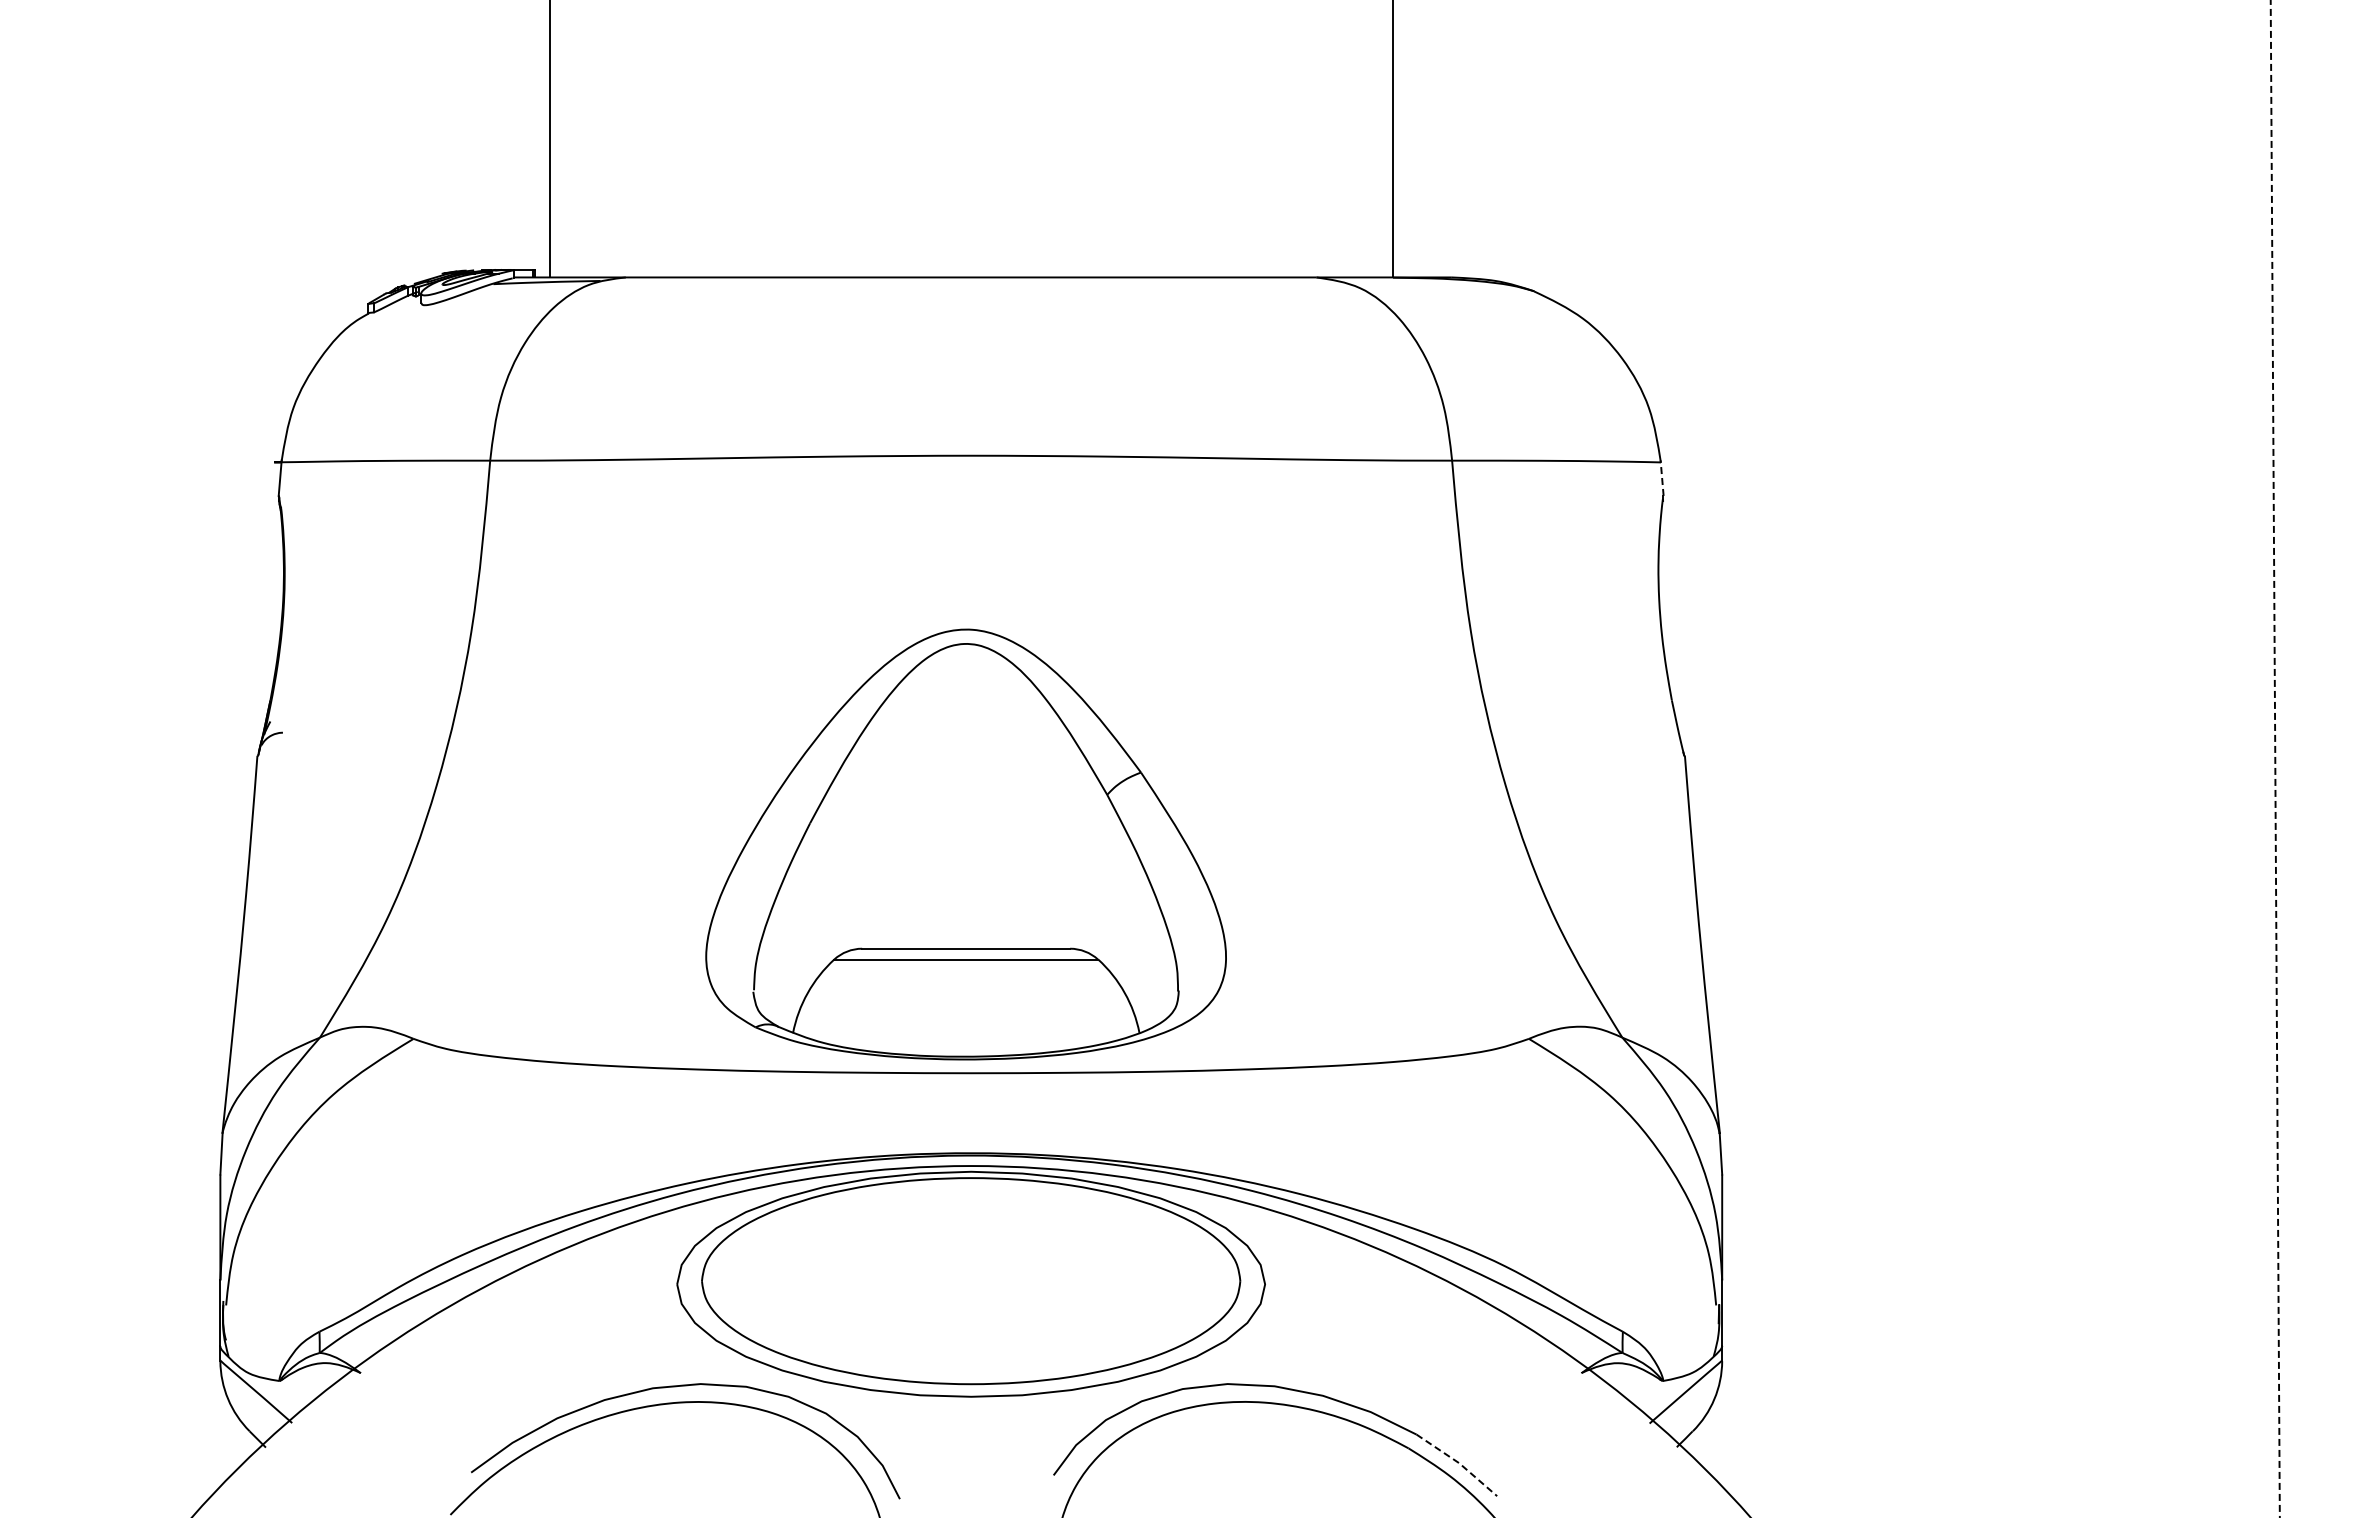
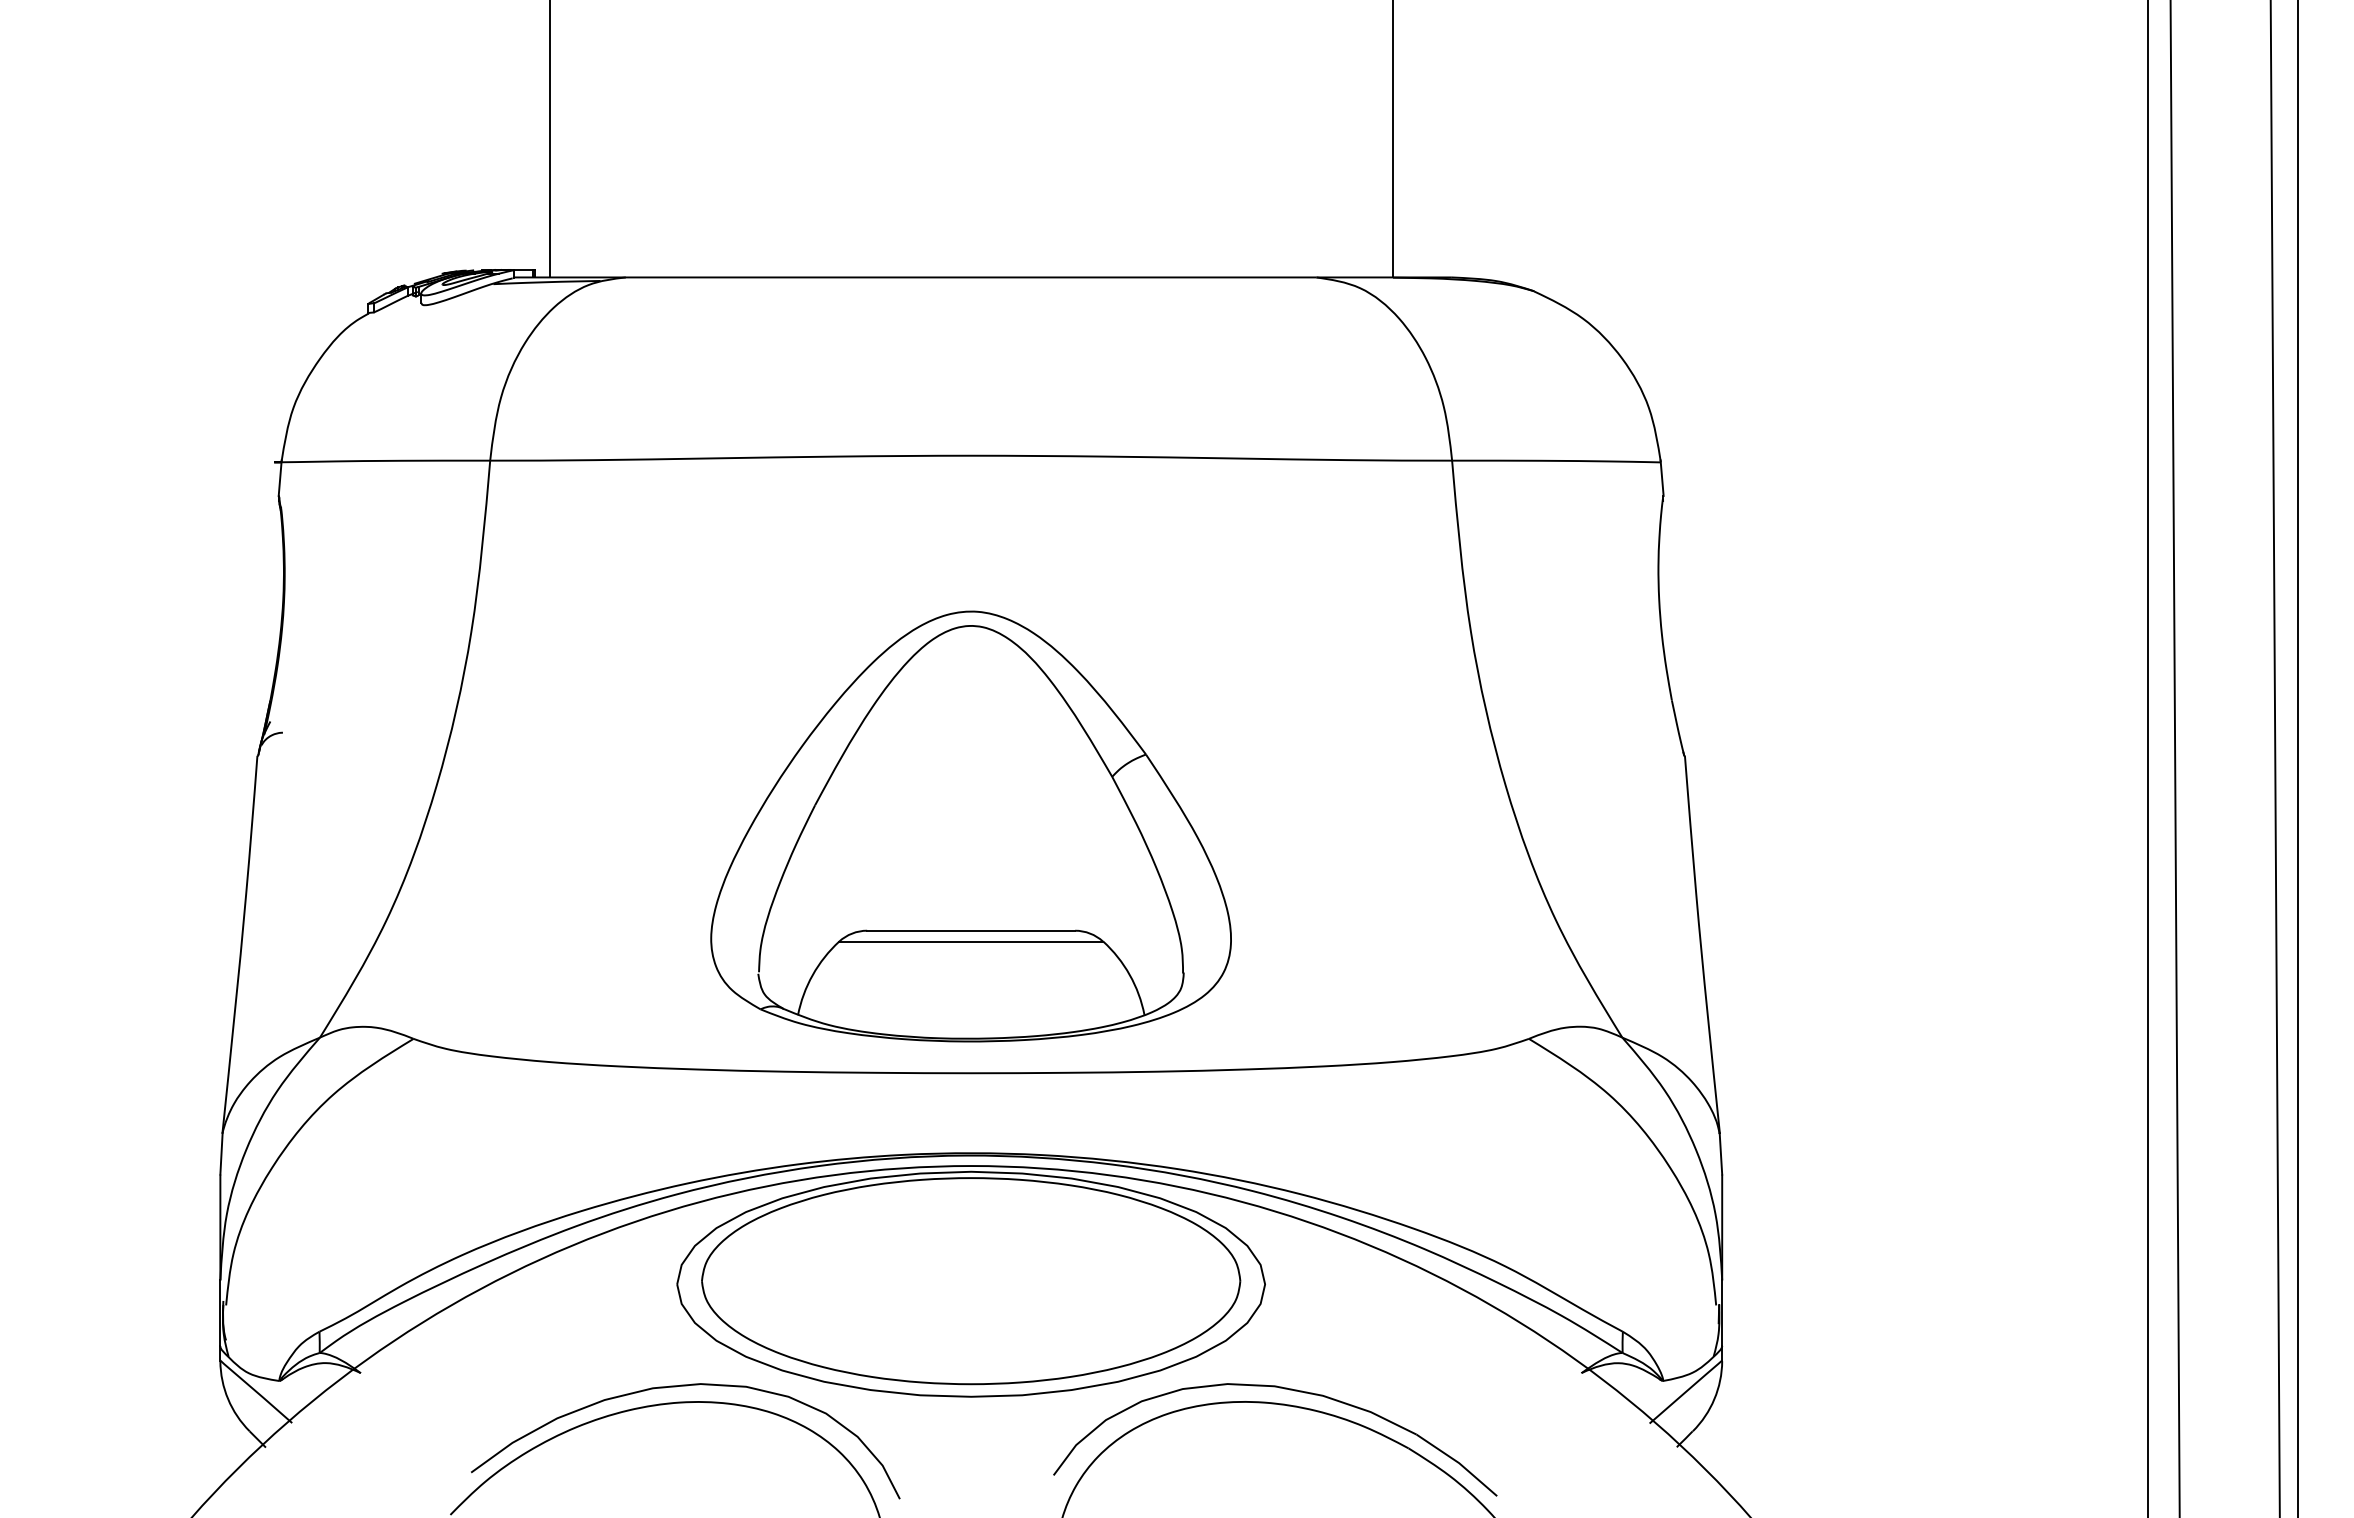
line: dashed -> solid (1662, 478)
line: none -> present (2147, 758)
line: none -> present (2174, 758)
line: none -> present (2297, 758)
line: dashed -> solid (2275, 759)
part position: (965, 844) -> (970, 826) (970, 826)
line: dashed -> solid (1459, 1463)
